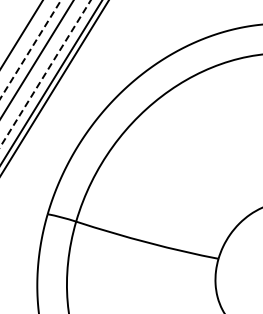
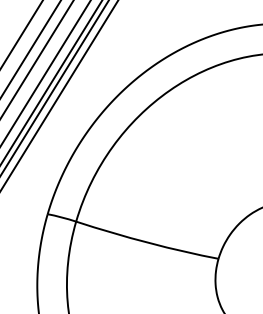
line: dashed -> solid (30, 49)
line: dashed -> solid (45, 73)
line: none -> present (59, 95)
